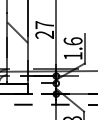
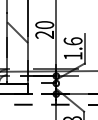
text: 27 -> 20 (44, 25)
